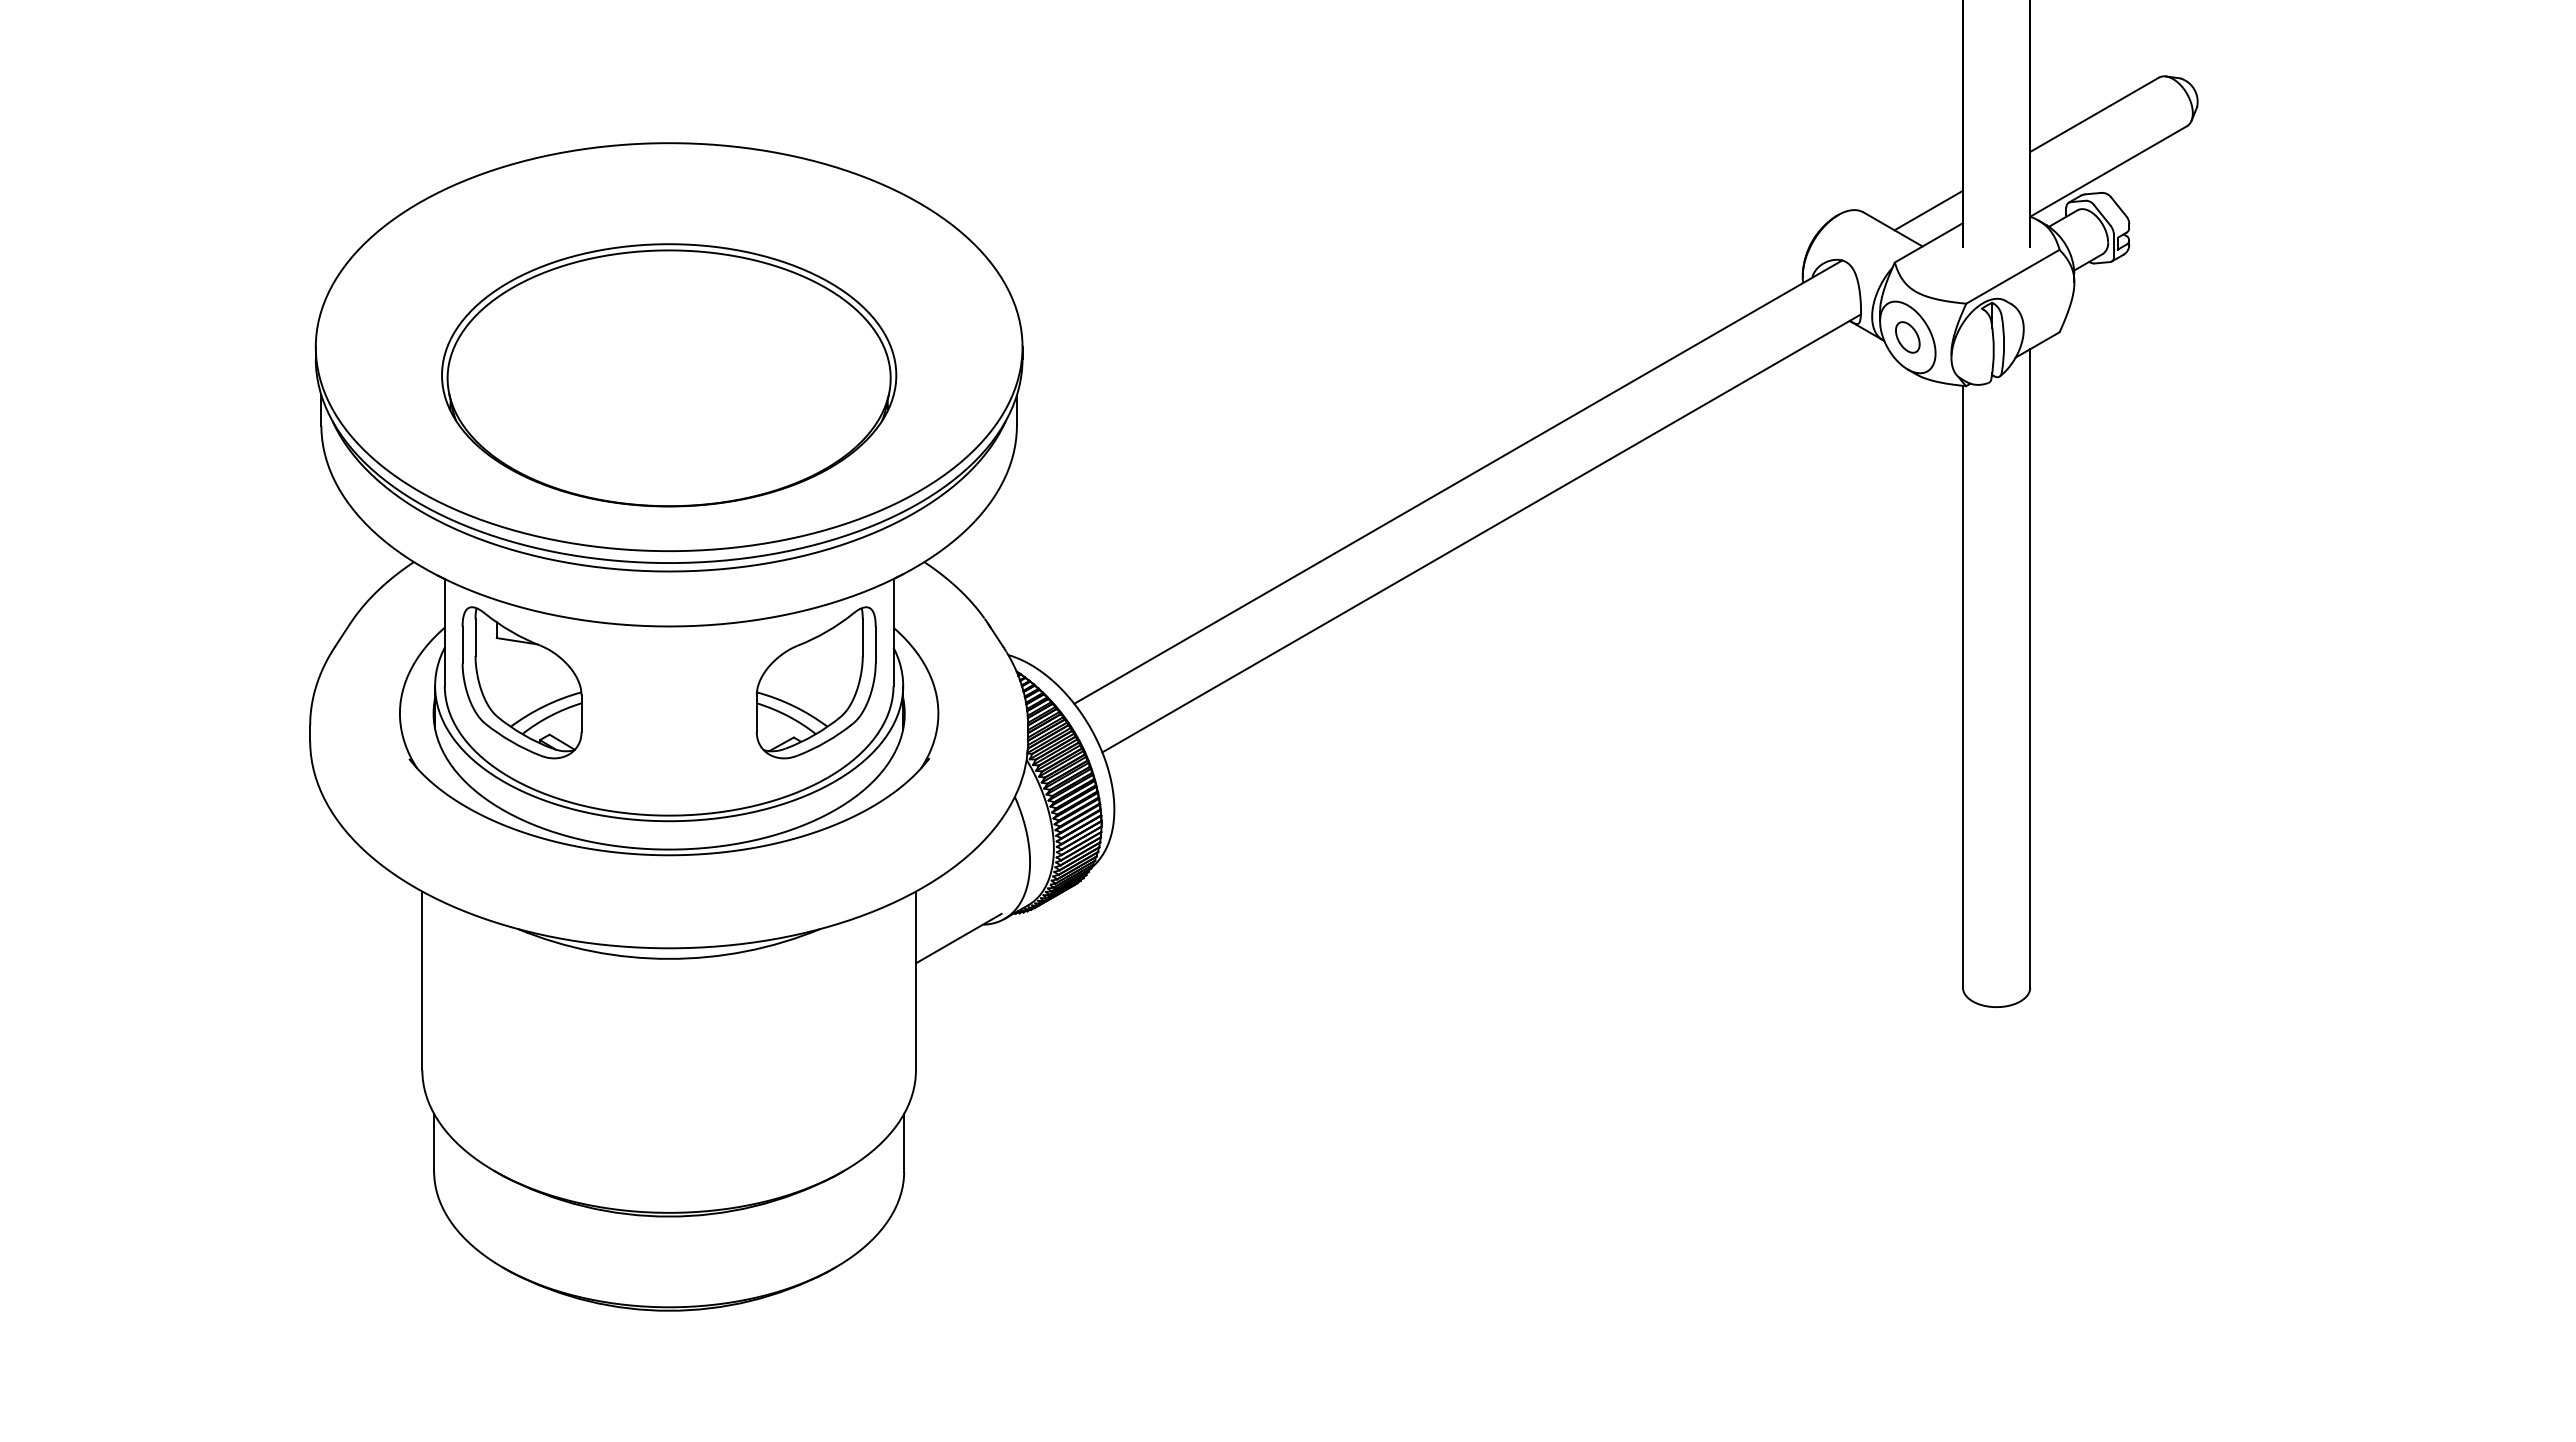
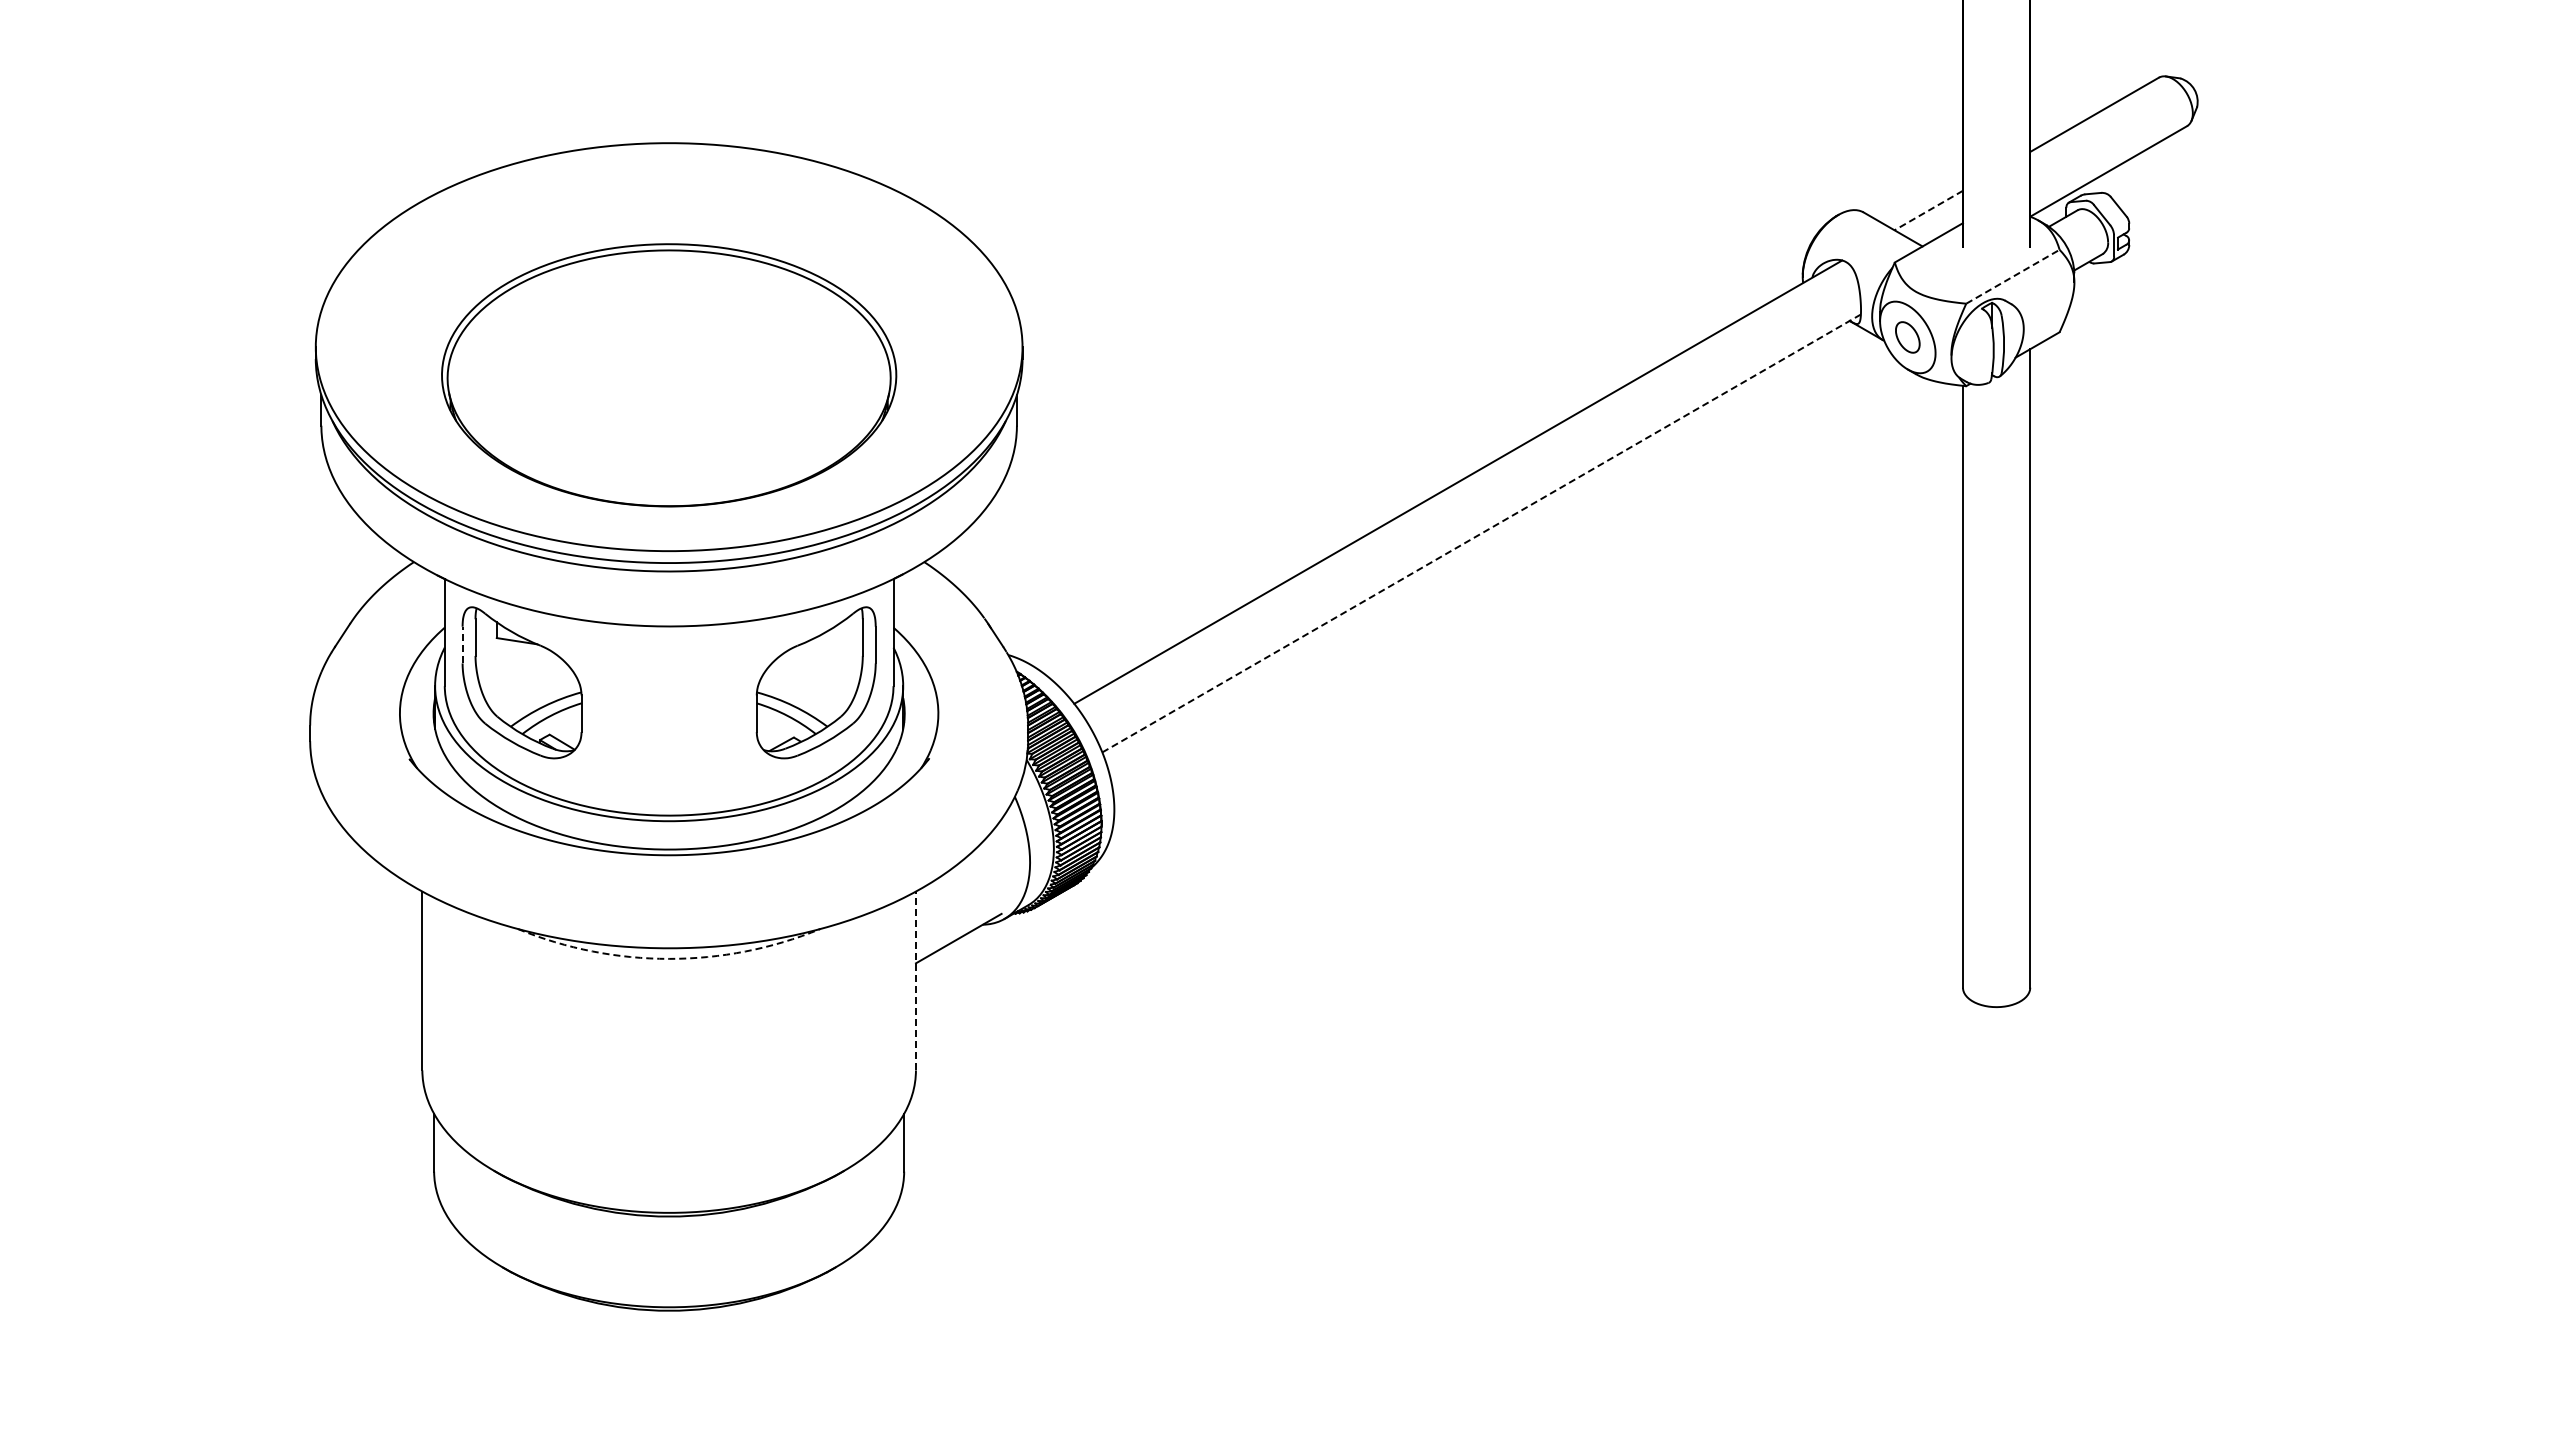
line: solid -> dashed (1928, 210)
line: solid -> dashed (2012, 276)
line: solid -> dashed (1481, 533)
line: solid -> dashed (462, 644)
arc: solid -> dashed (669, 958)
line: solid -> dashed (915, 980)
